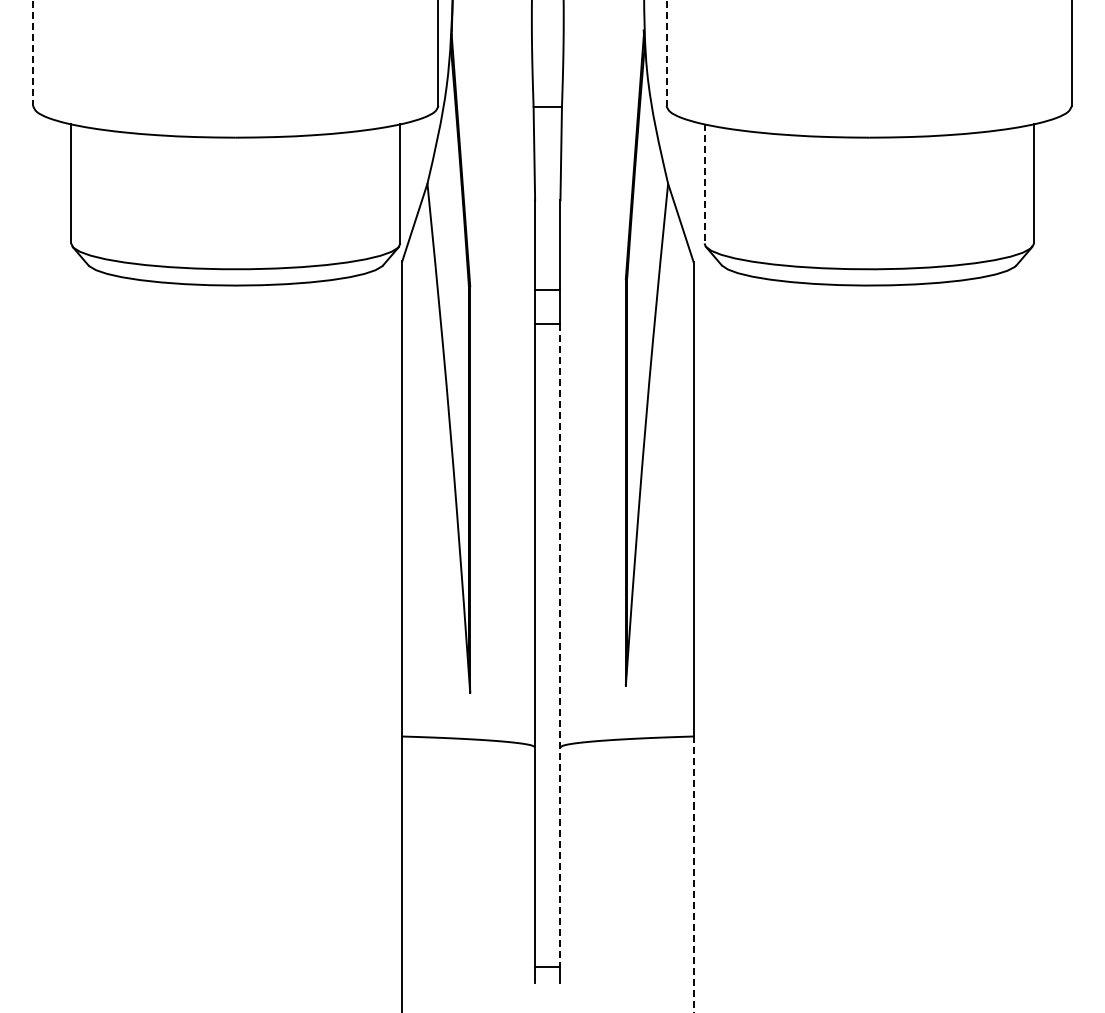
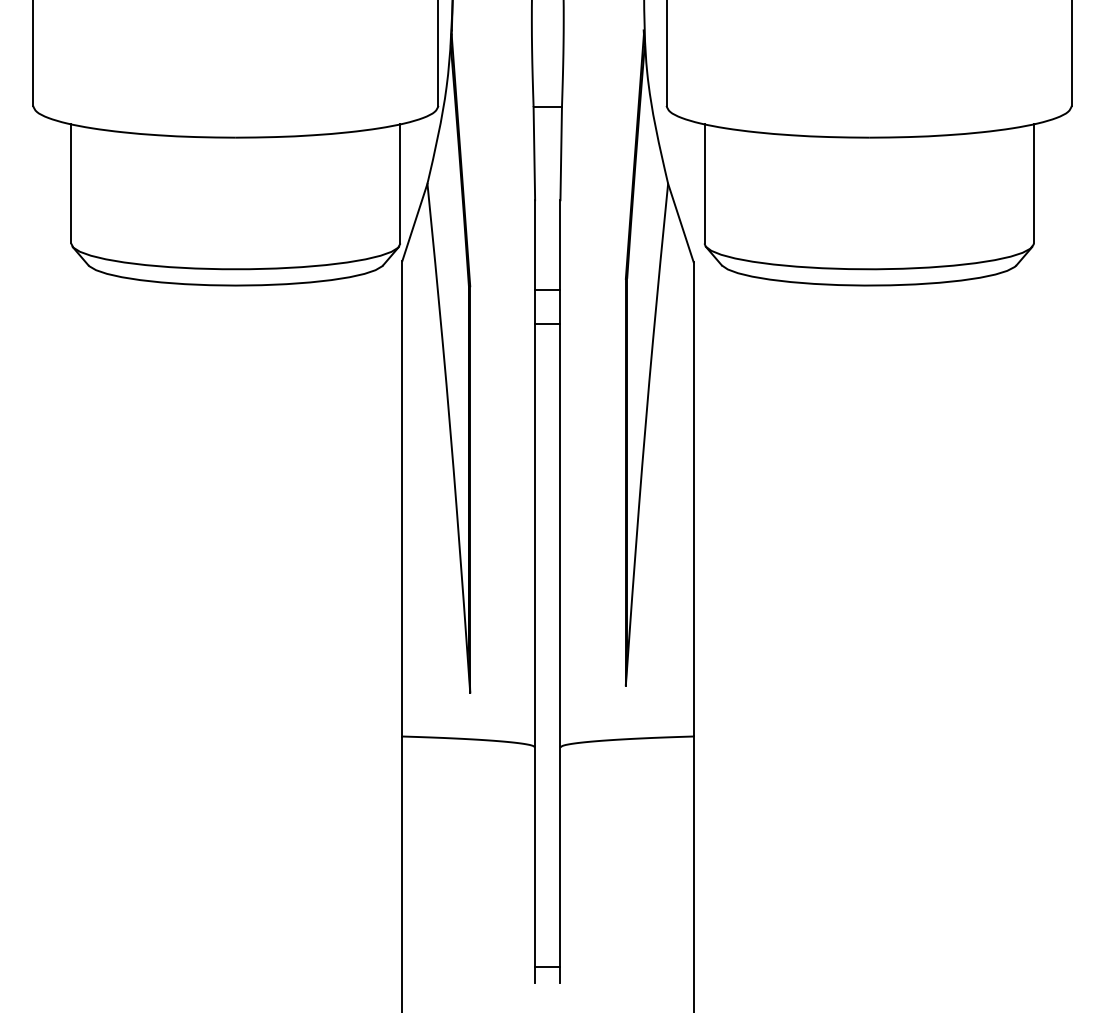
line: dashed -> solid (33, 53)
line: dashed -> solid (666, 53)
line: dashed -> solid (704, 183)
line: dashed -> solid (560, 645)
line: dashed -> solid (693, 874)
